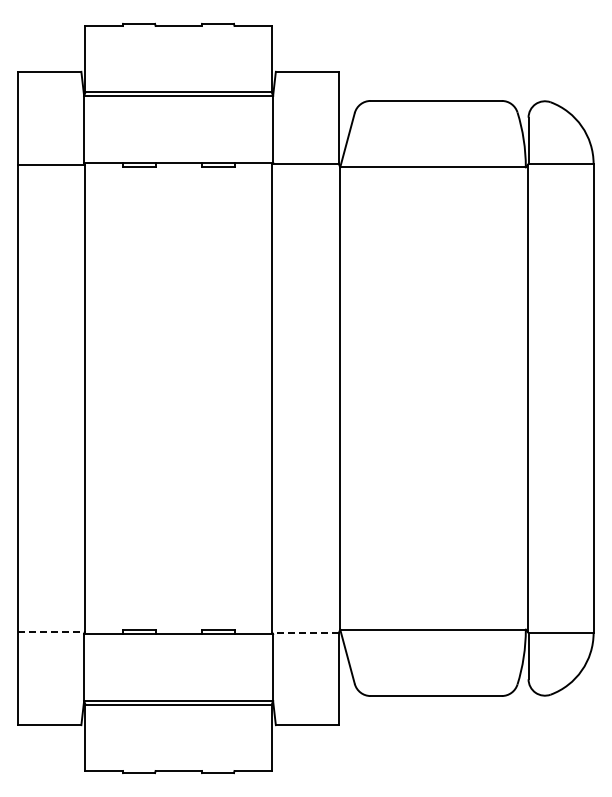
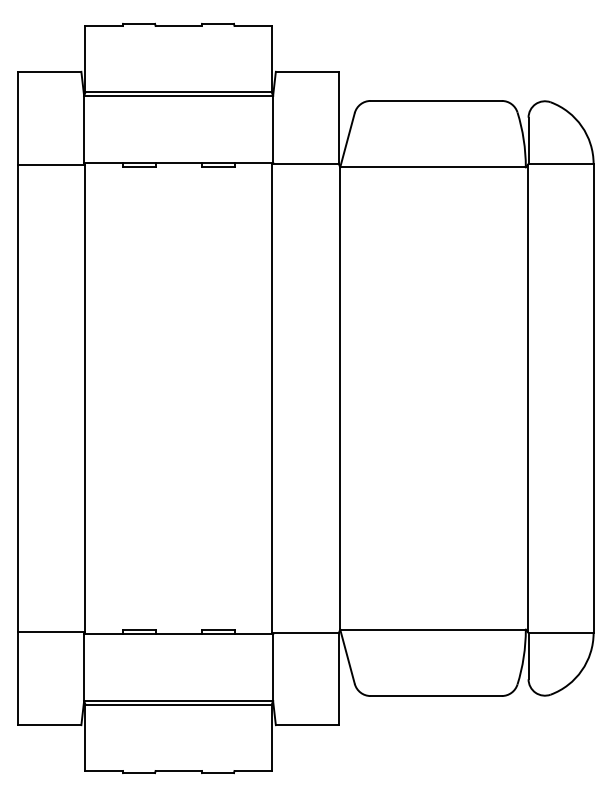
line: dashed -> solid (52, 632)
line: dashed -> solid (305, 633)
